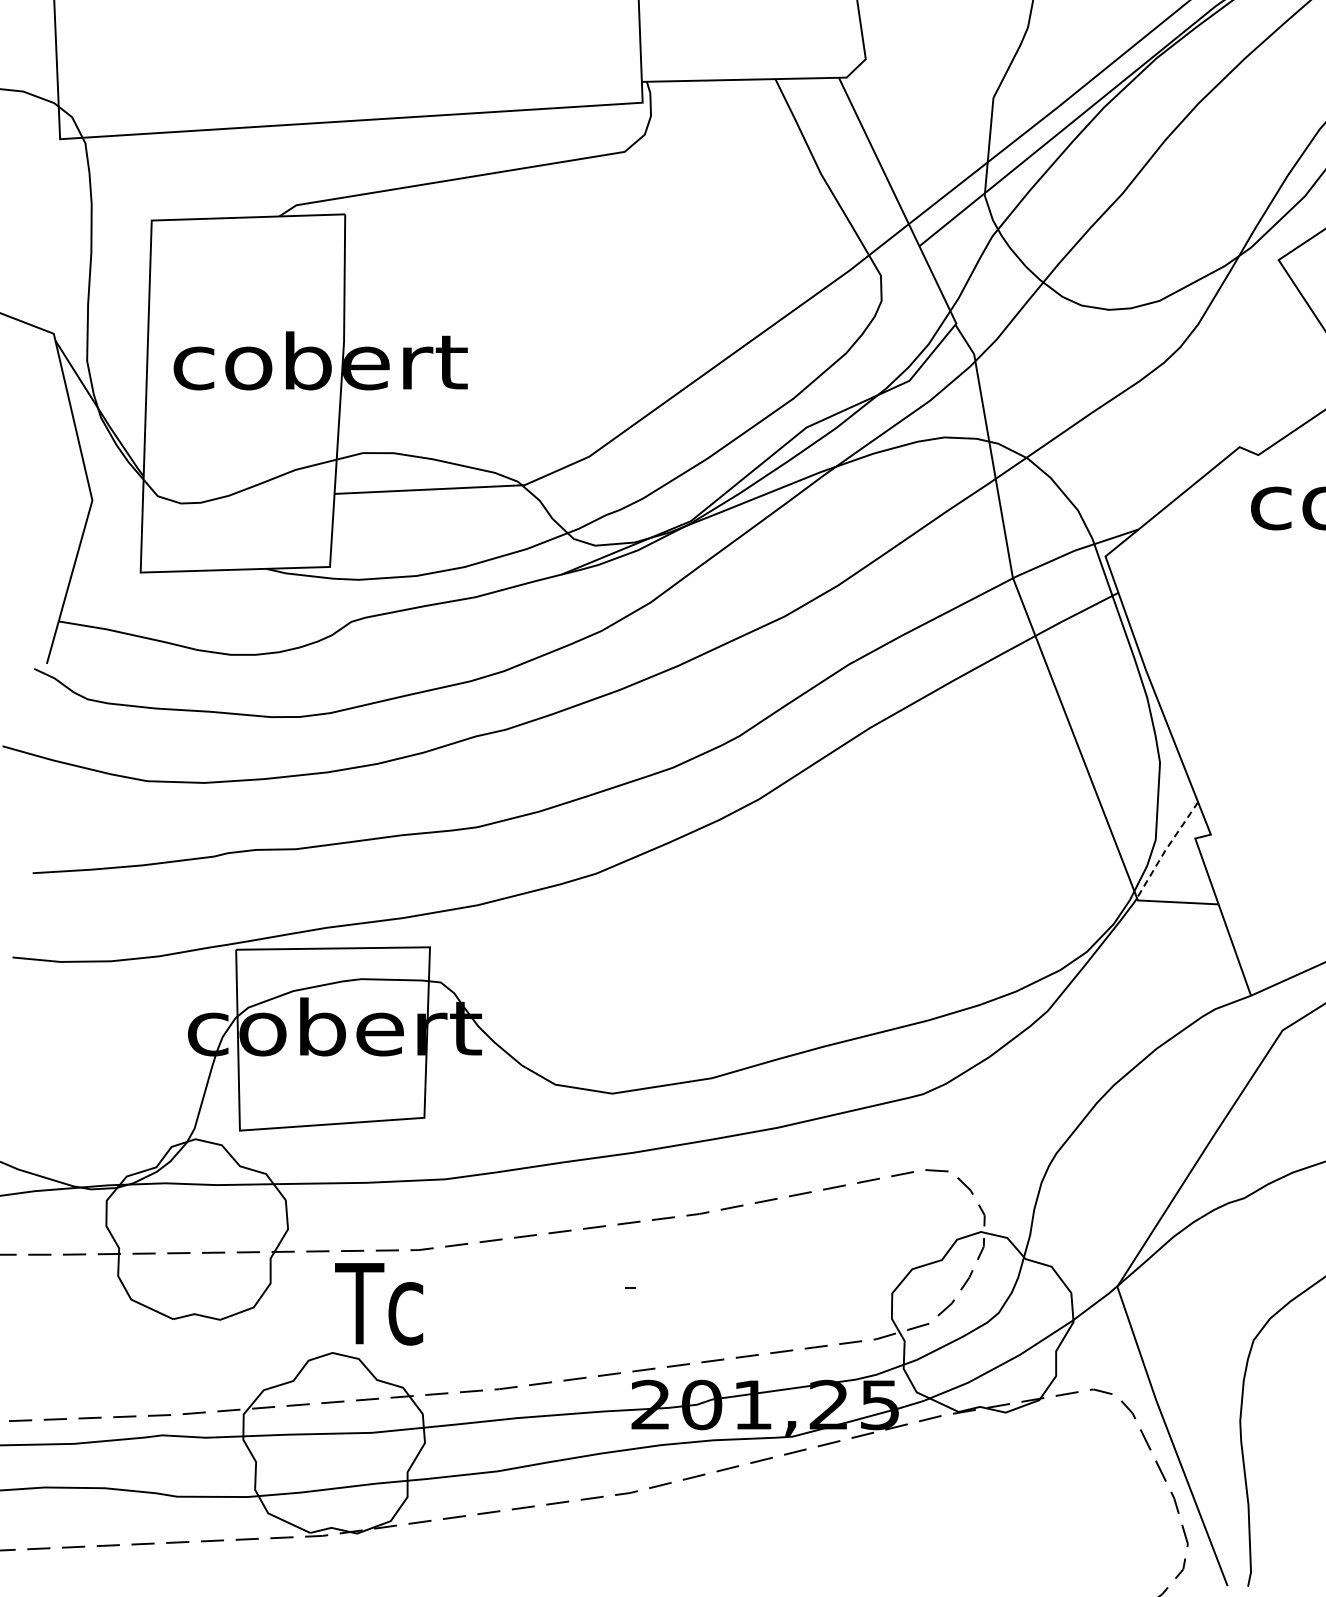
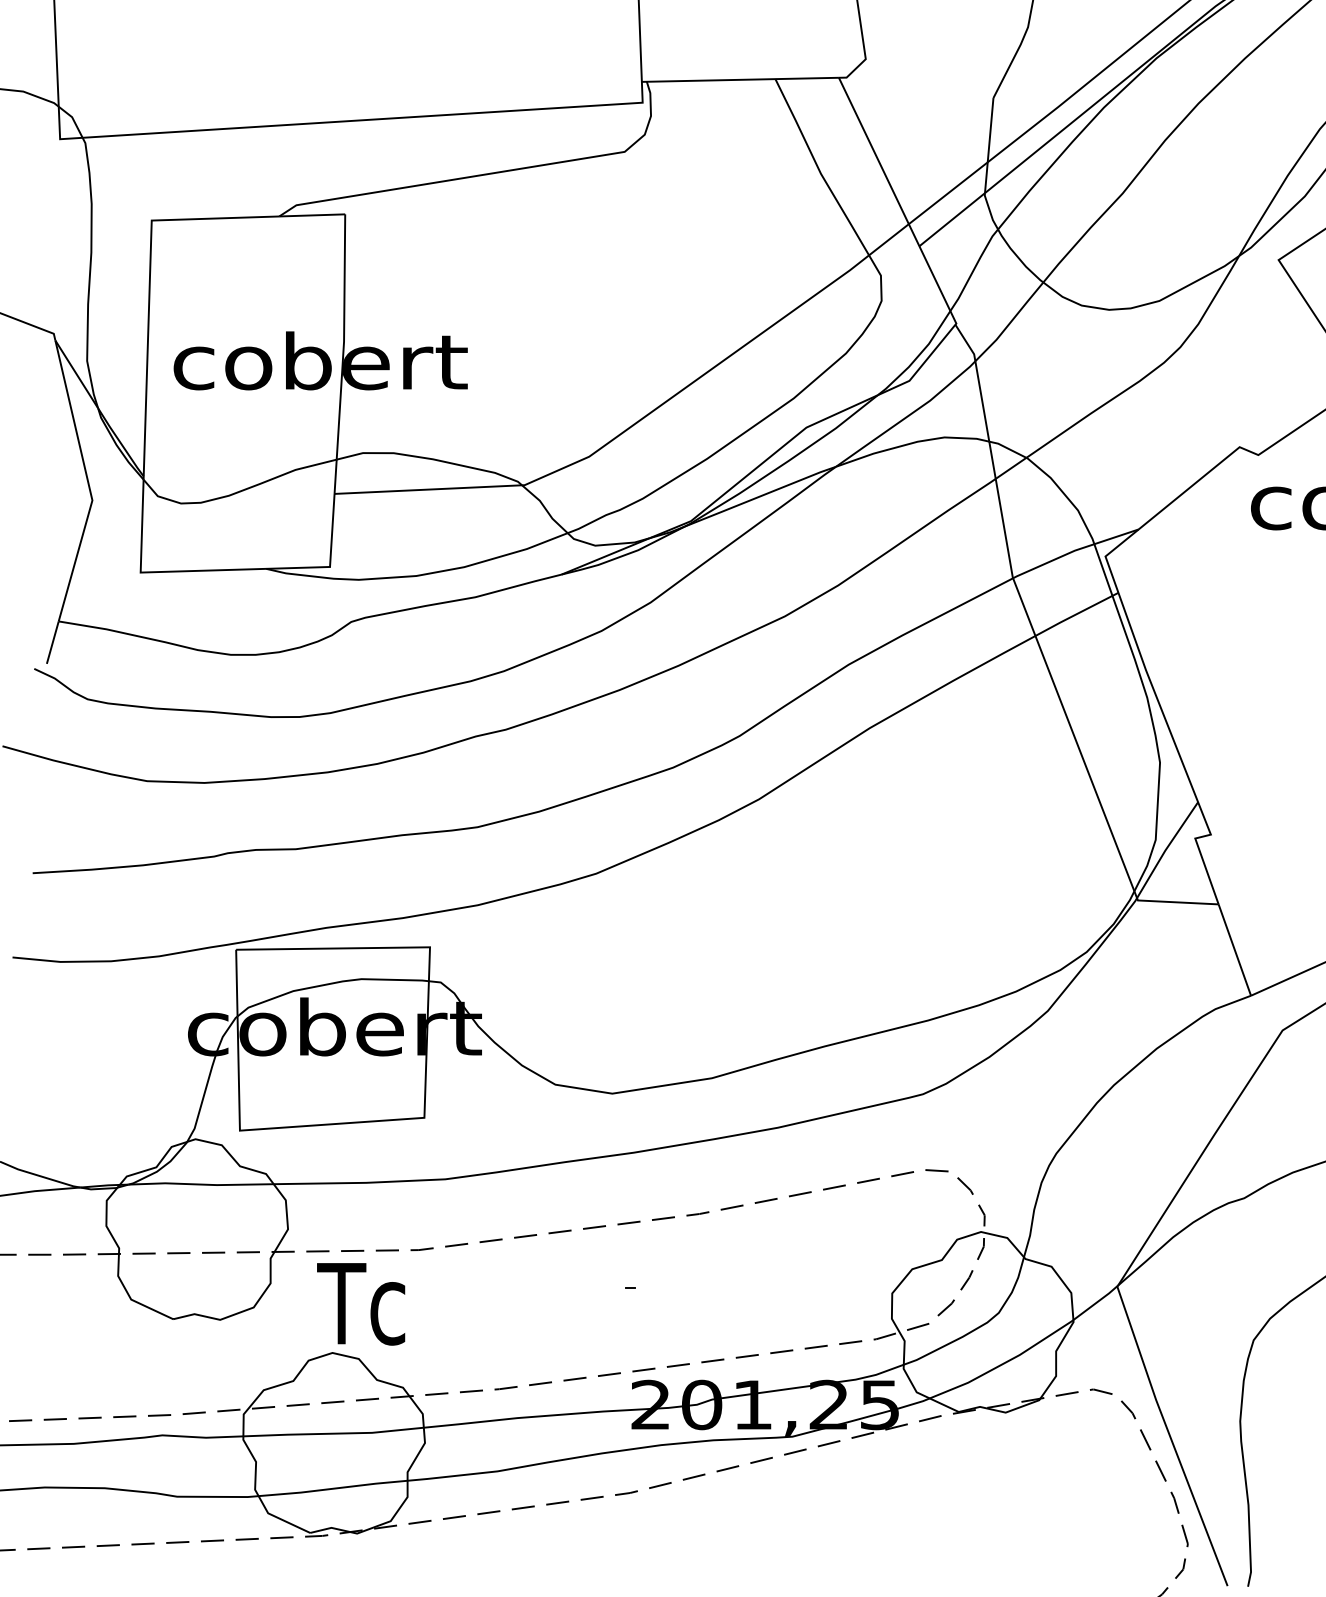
line: dashed -> solid (1165, 849)
text position: (379, 1304) -> (361, 1304) (361, 1304)
